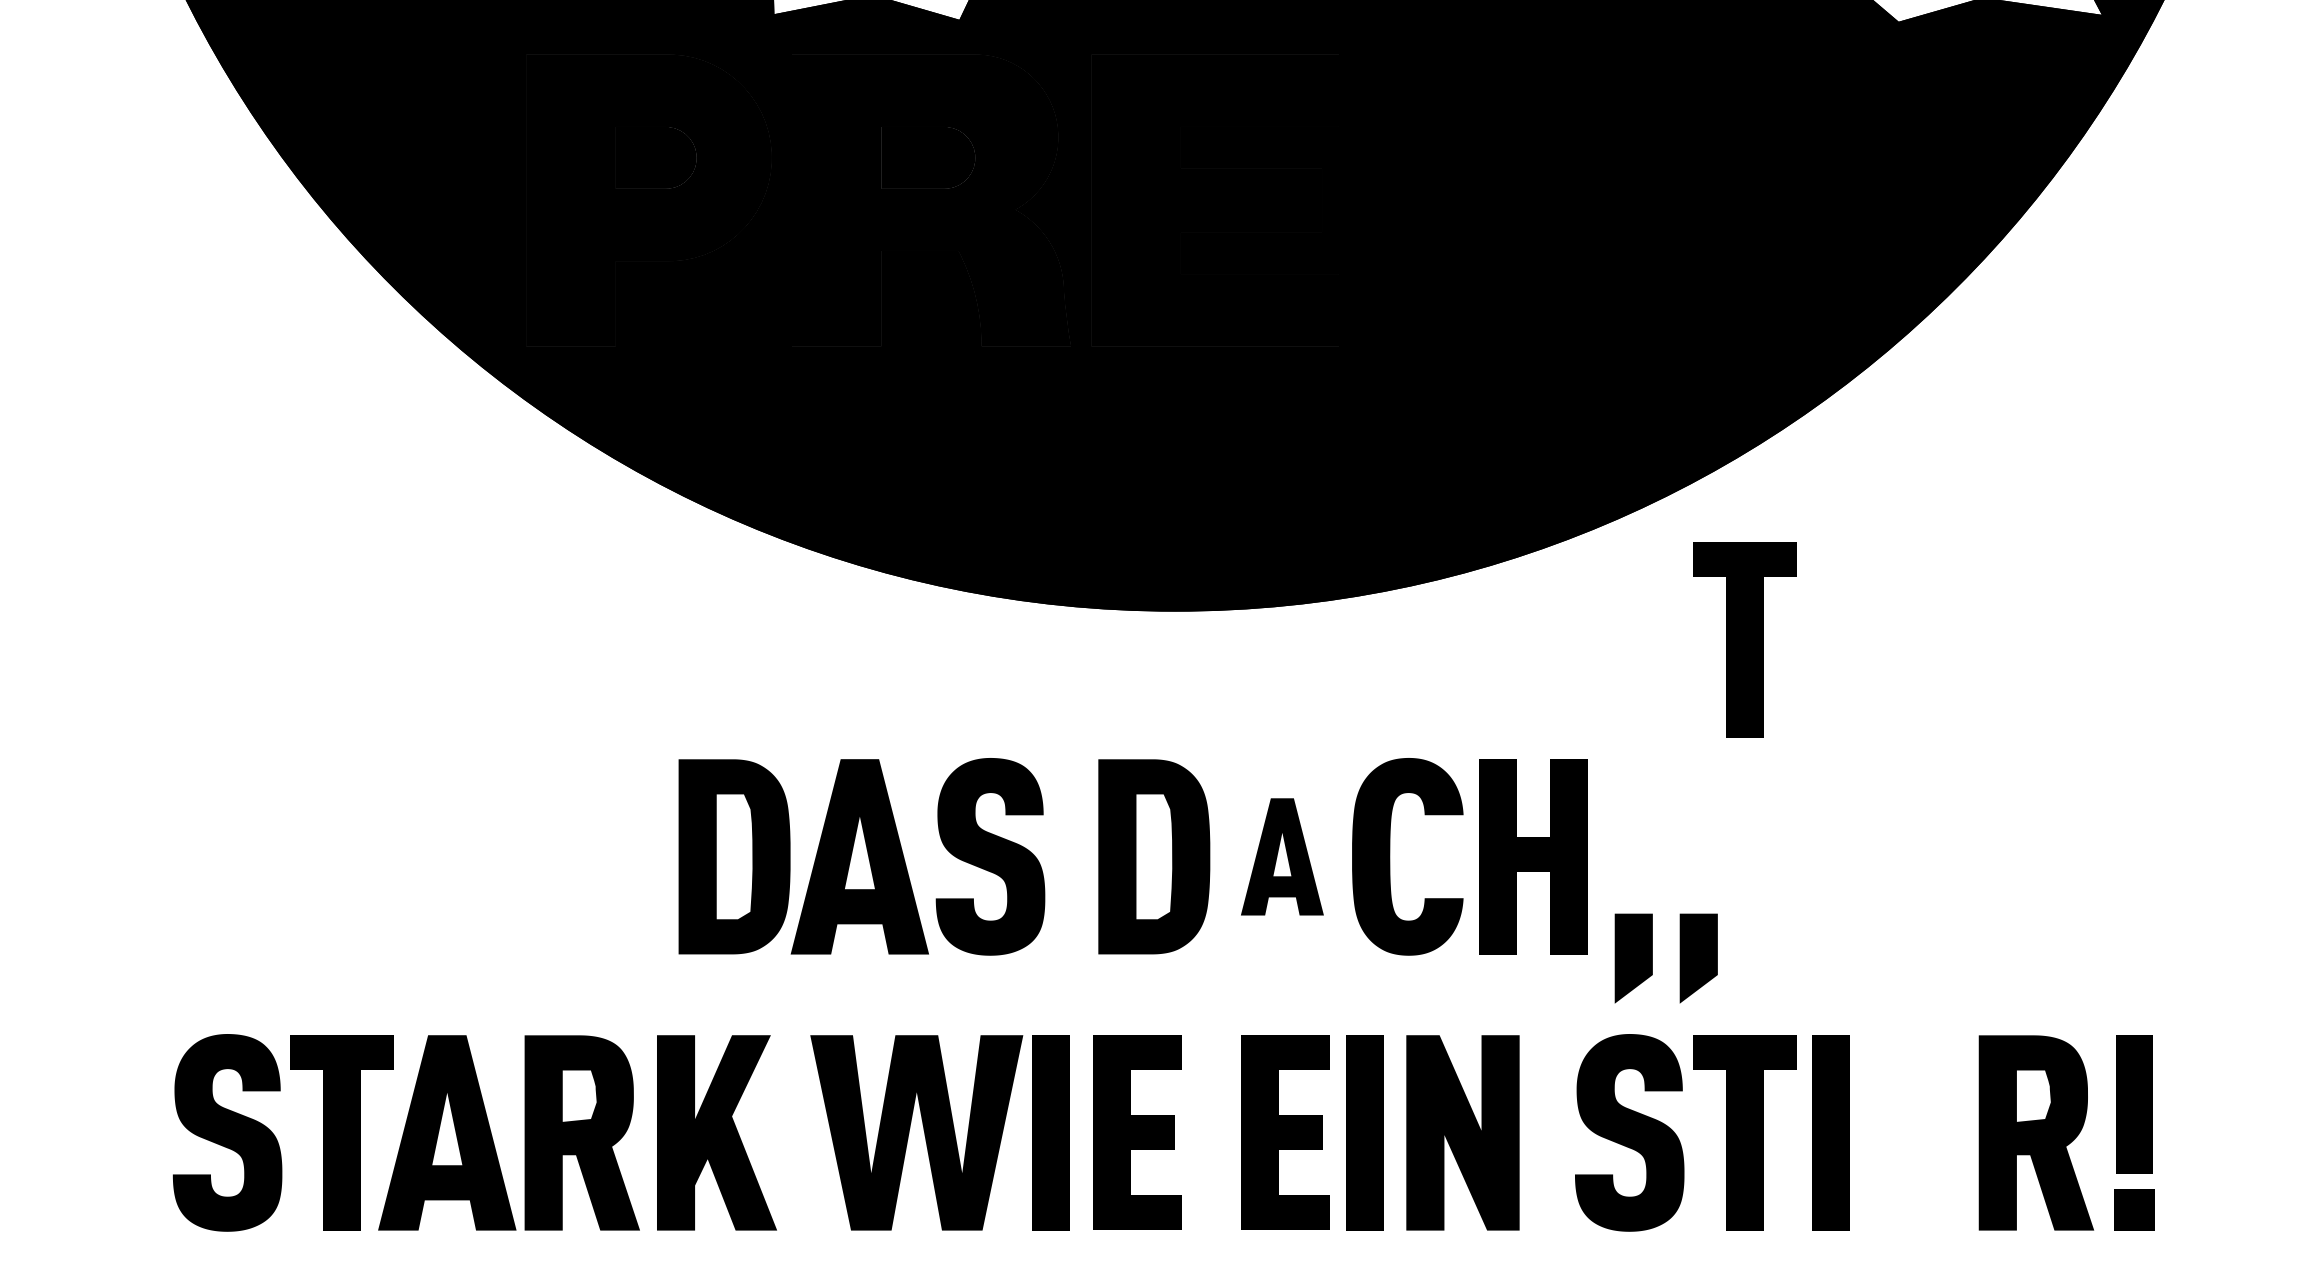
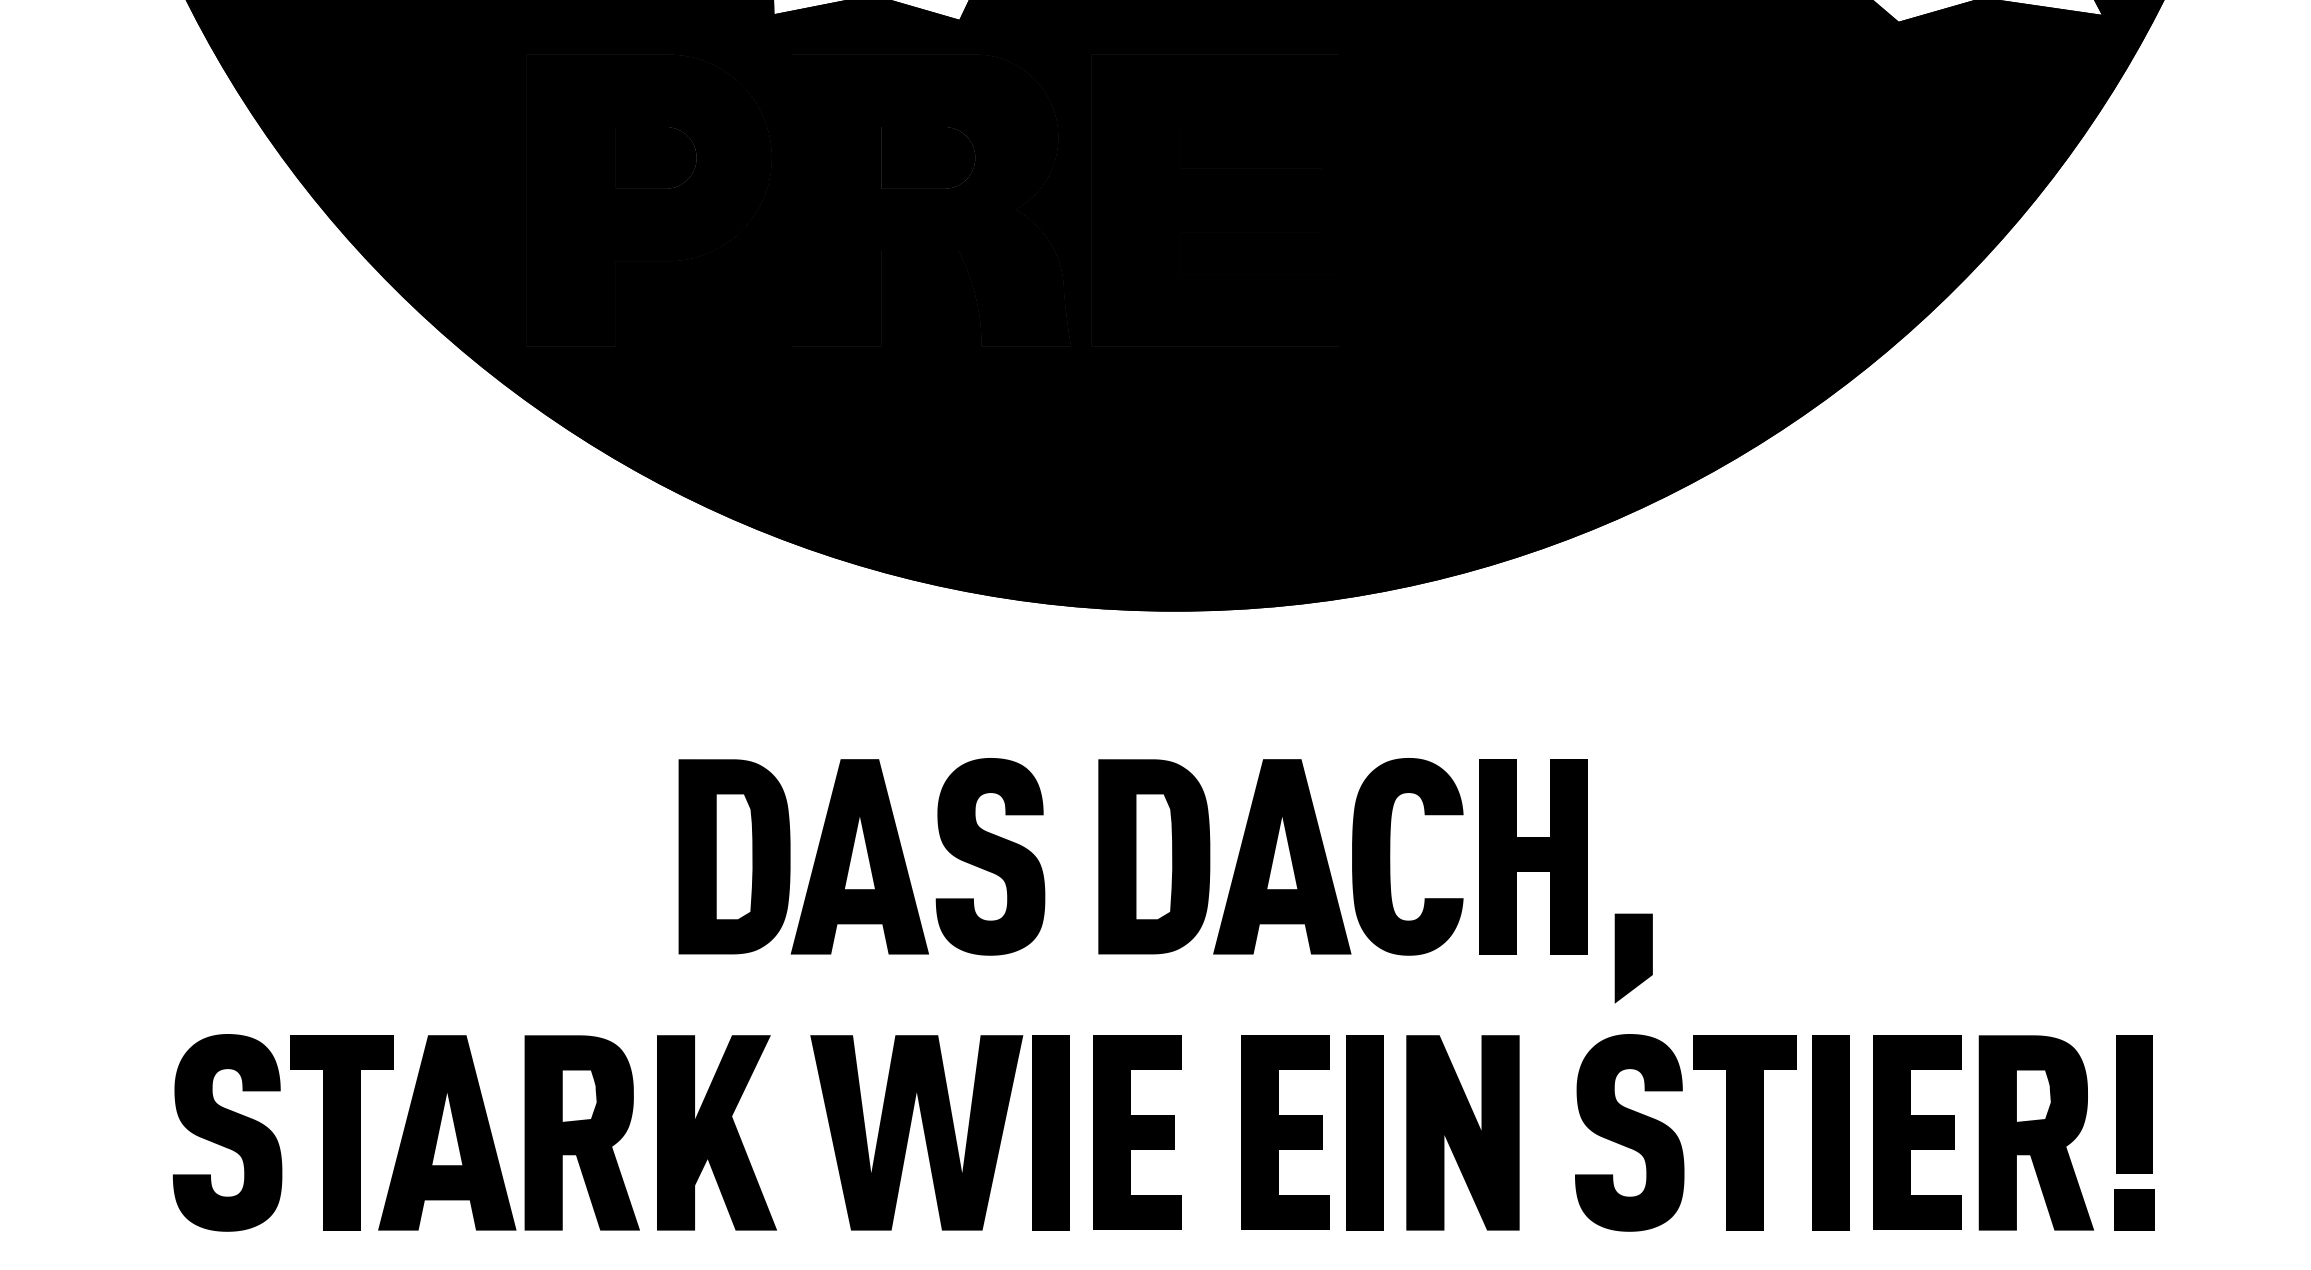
part: present -> none (1744, 639)
part size: 83x118 px -> 139x196 px (1282, 856)
part: present -> none (1698, 958)
fill: none -> present (1916, 1132)
